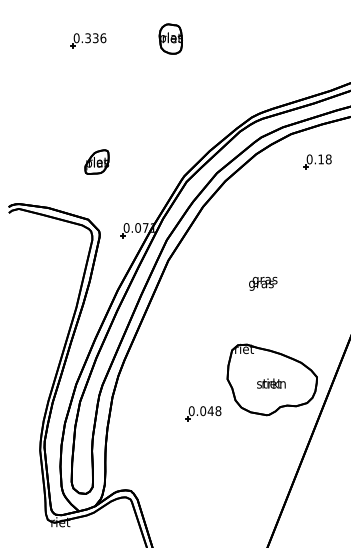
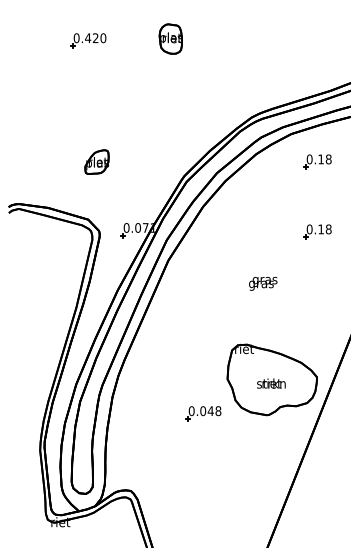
text: 0.336 -> 0.420 (95, 38)
part: none -> present (317, 231)
